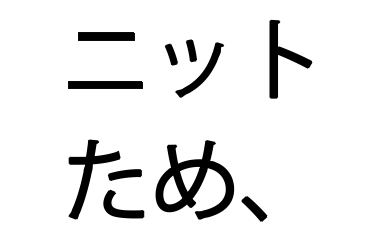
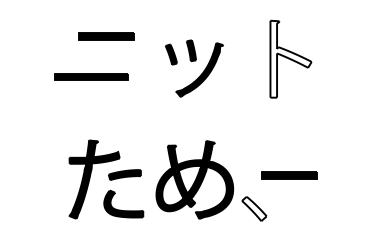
fill: present -> none (290, 58)
part position: (105, 84) -> (91, 76) (91, 76)
part: none -> present (289, 175)
fill: present -> none (254, 208)
